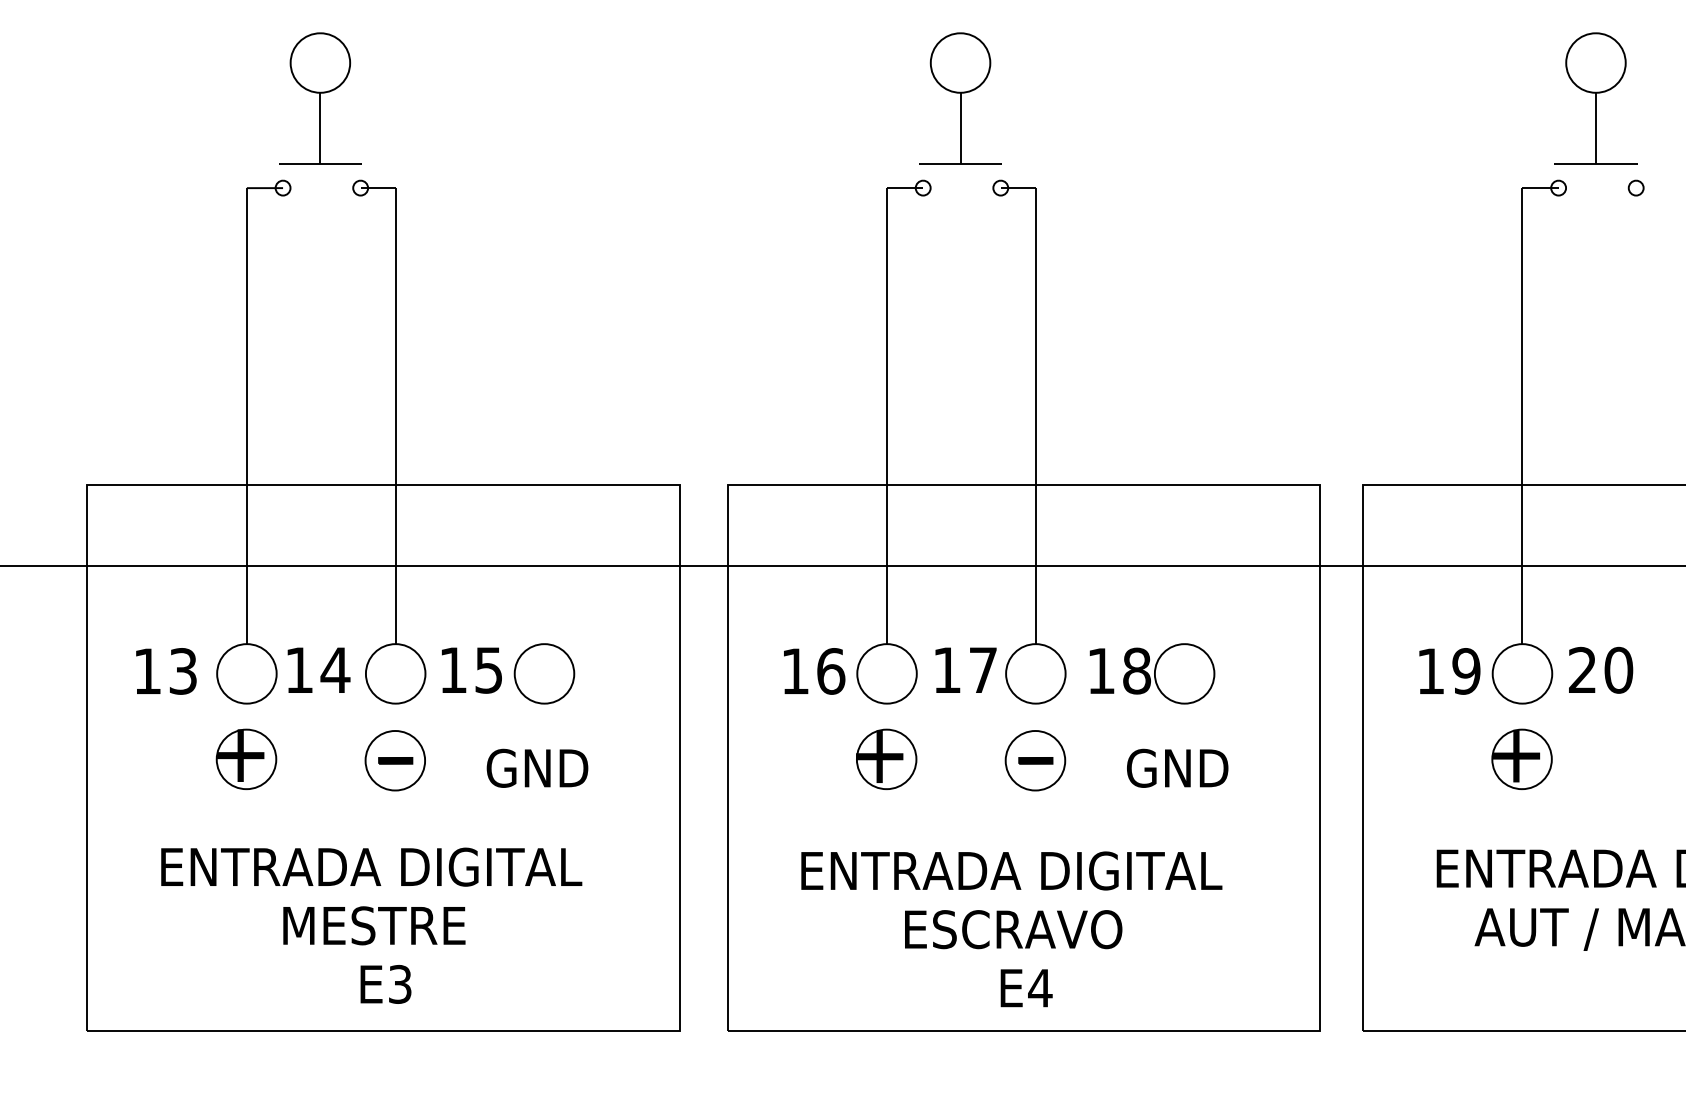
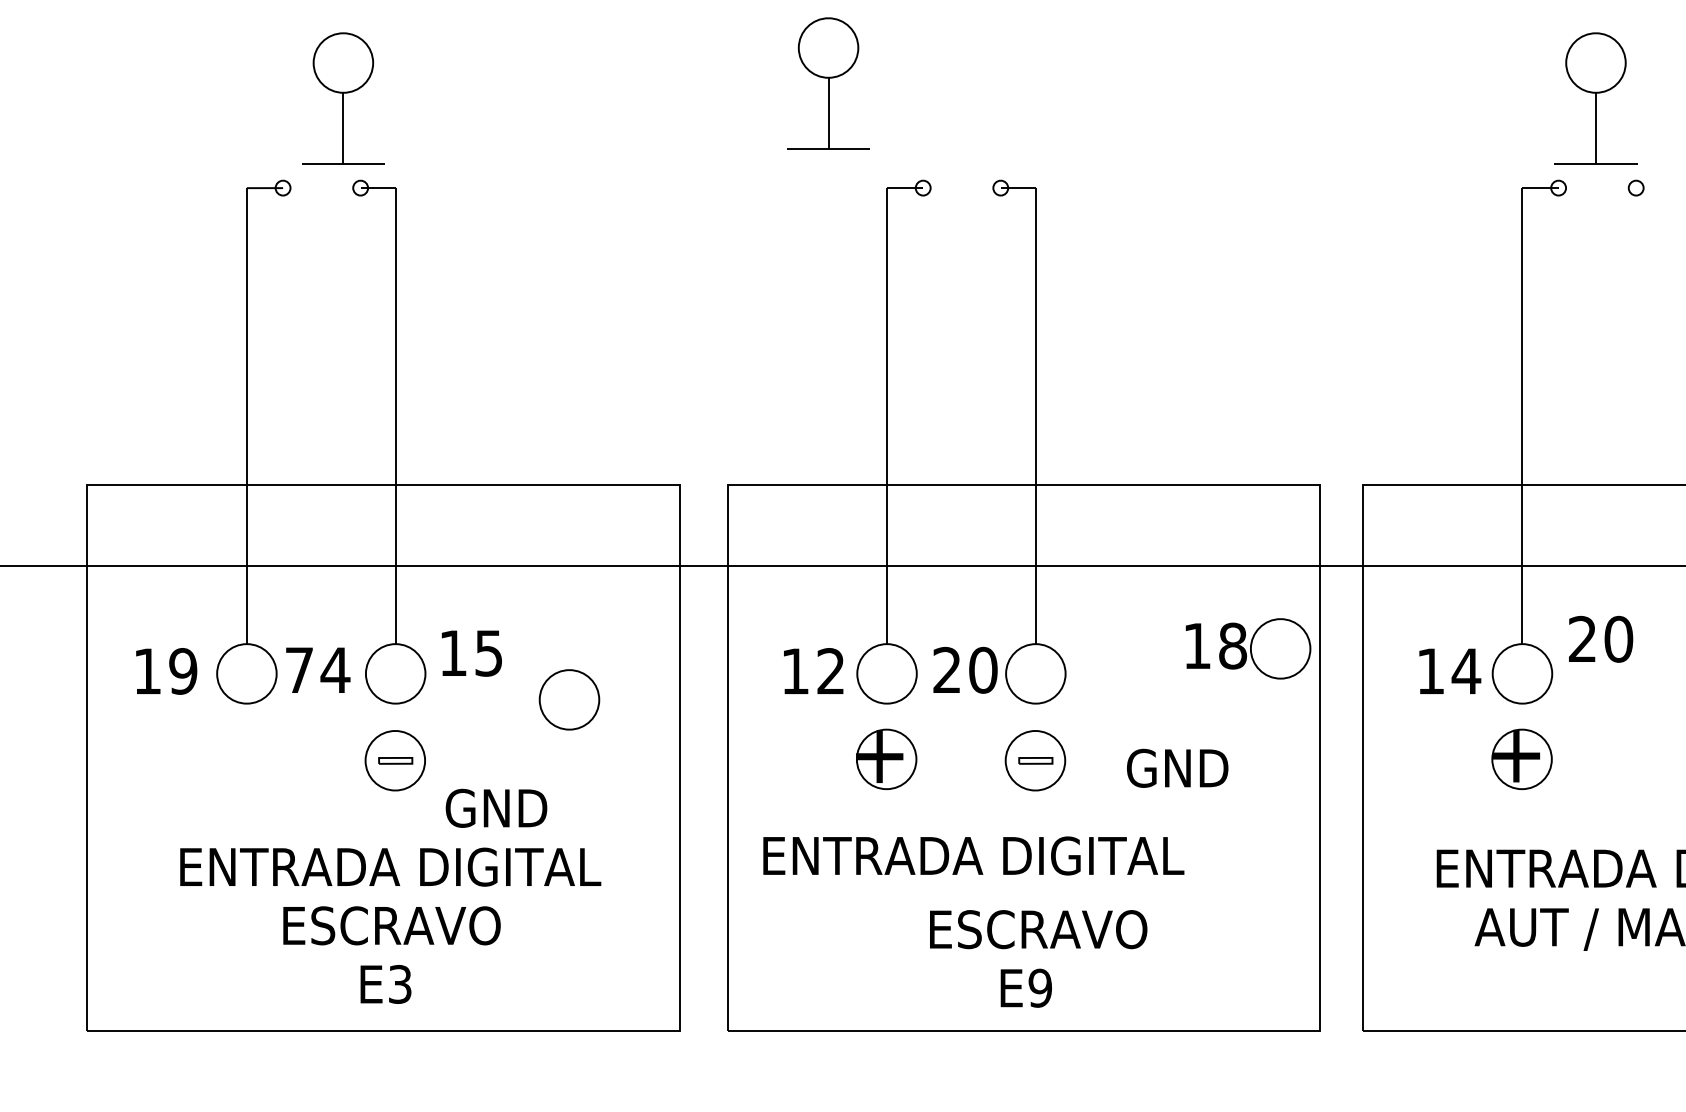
part position: (320, 98) -> (343, 98) (343, 98)
part position: (960, 98) -> (828, 83) (828, 83)
text: 14 -> 74 (299, 669)
text: 17 -> 20 (965, 669)
text position: (1601, 669) -> (1601, 638) (1601, 638)
text position: (471, 670) -> (471, 653) (471, 653)
text: 13 -> 19 (183, 671)
text: 16 -> 12 (831, 671)
text: 19 -> 14 (1466, 671)
part position: (544, 673) -> (569, 699) (569, 699)
part position: (1152, 673) -> (1248, 648) (1248, 648)
part: present -> none (246, 758)
fill: present -> none (395, 760)
fill: present -> none (1035, 760)
text position: (537, 767) -> (496, 807) (496, 807)
text position: (371, 866) -> (390, 866) (390, 866)
text position: (1011, 870) -> (973, 855) (973, 855)
text: MESTRE -> ESCRAVO (393, 925)
text position: (1013, 929) -> (1038, 929) (1038, 929)
text: E4 -> E9 (1040, 987)
